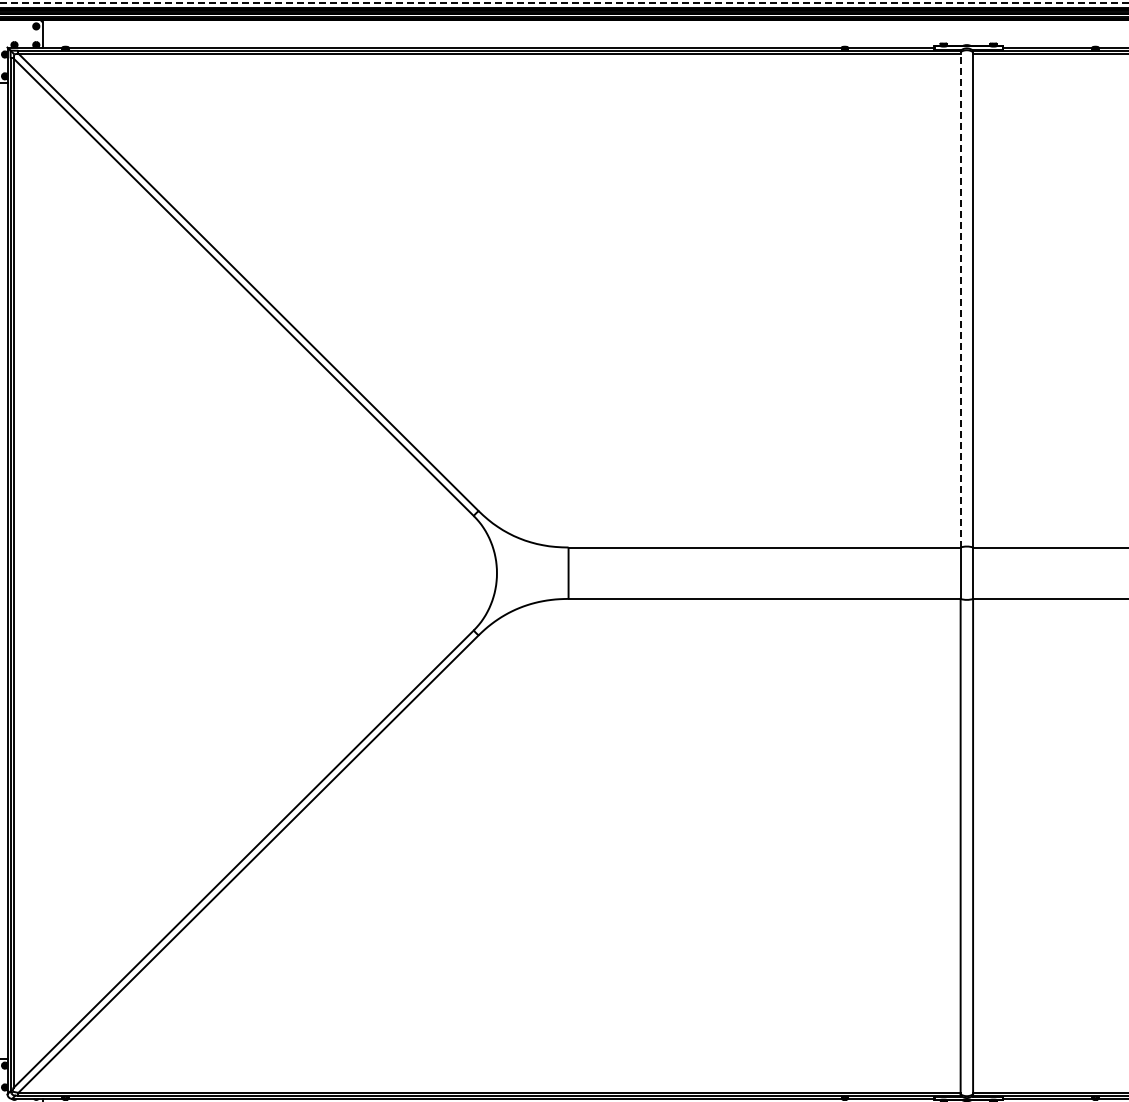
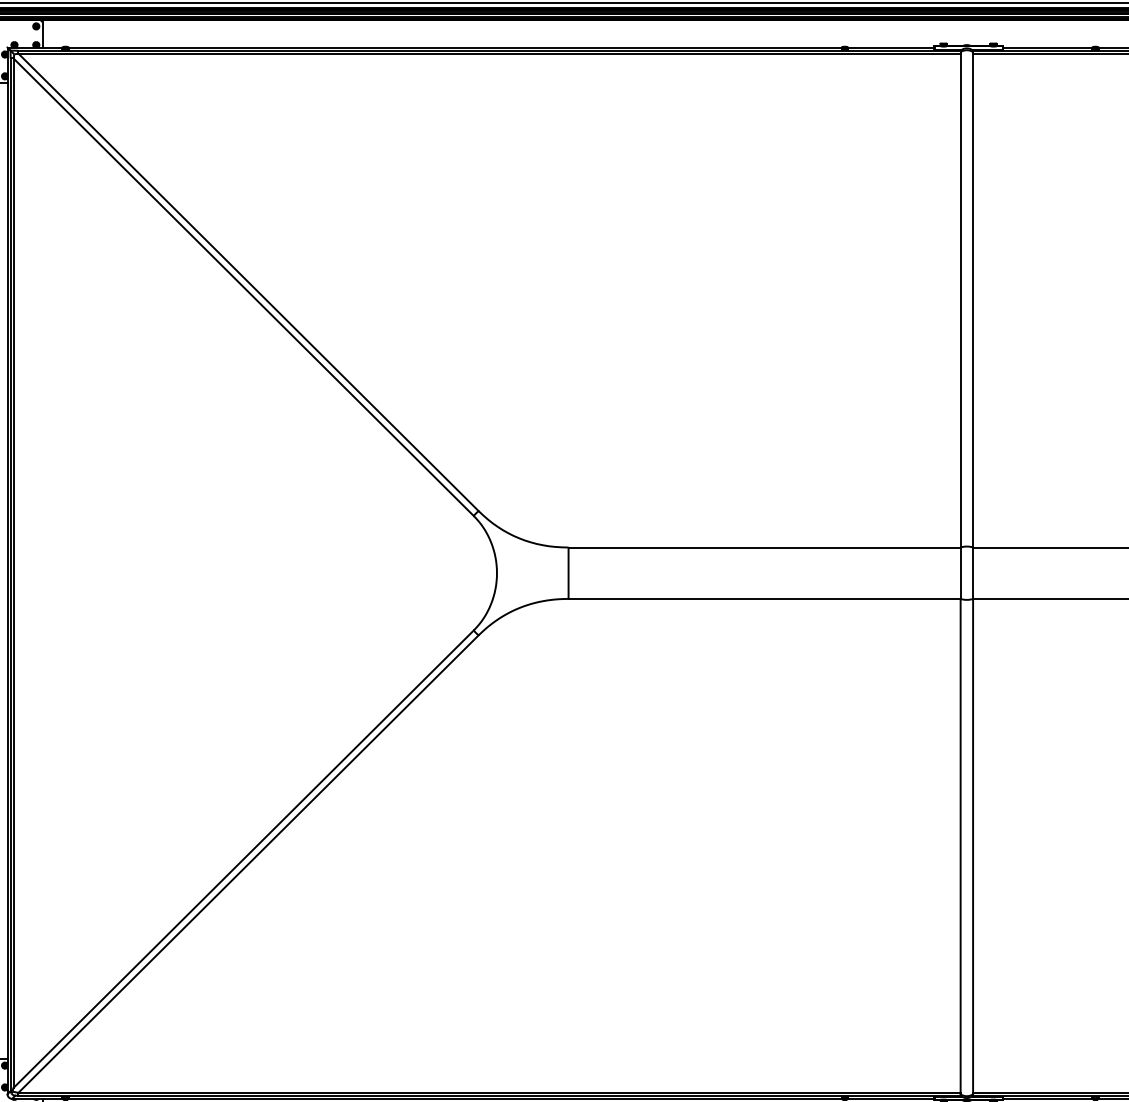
line: dashed -> solid (564, 2)
line: dashed -> solid (960, 299)
